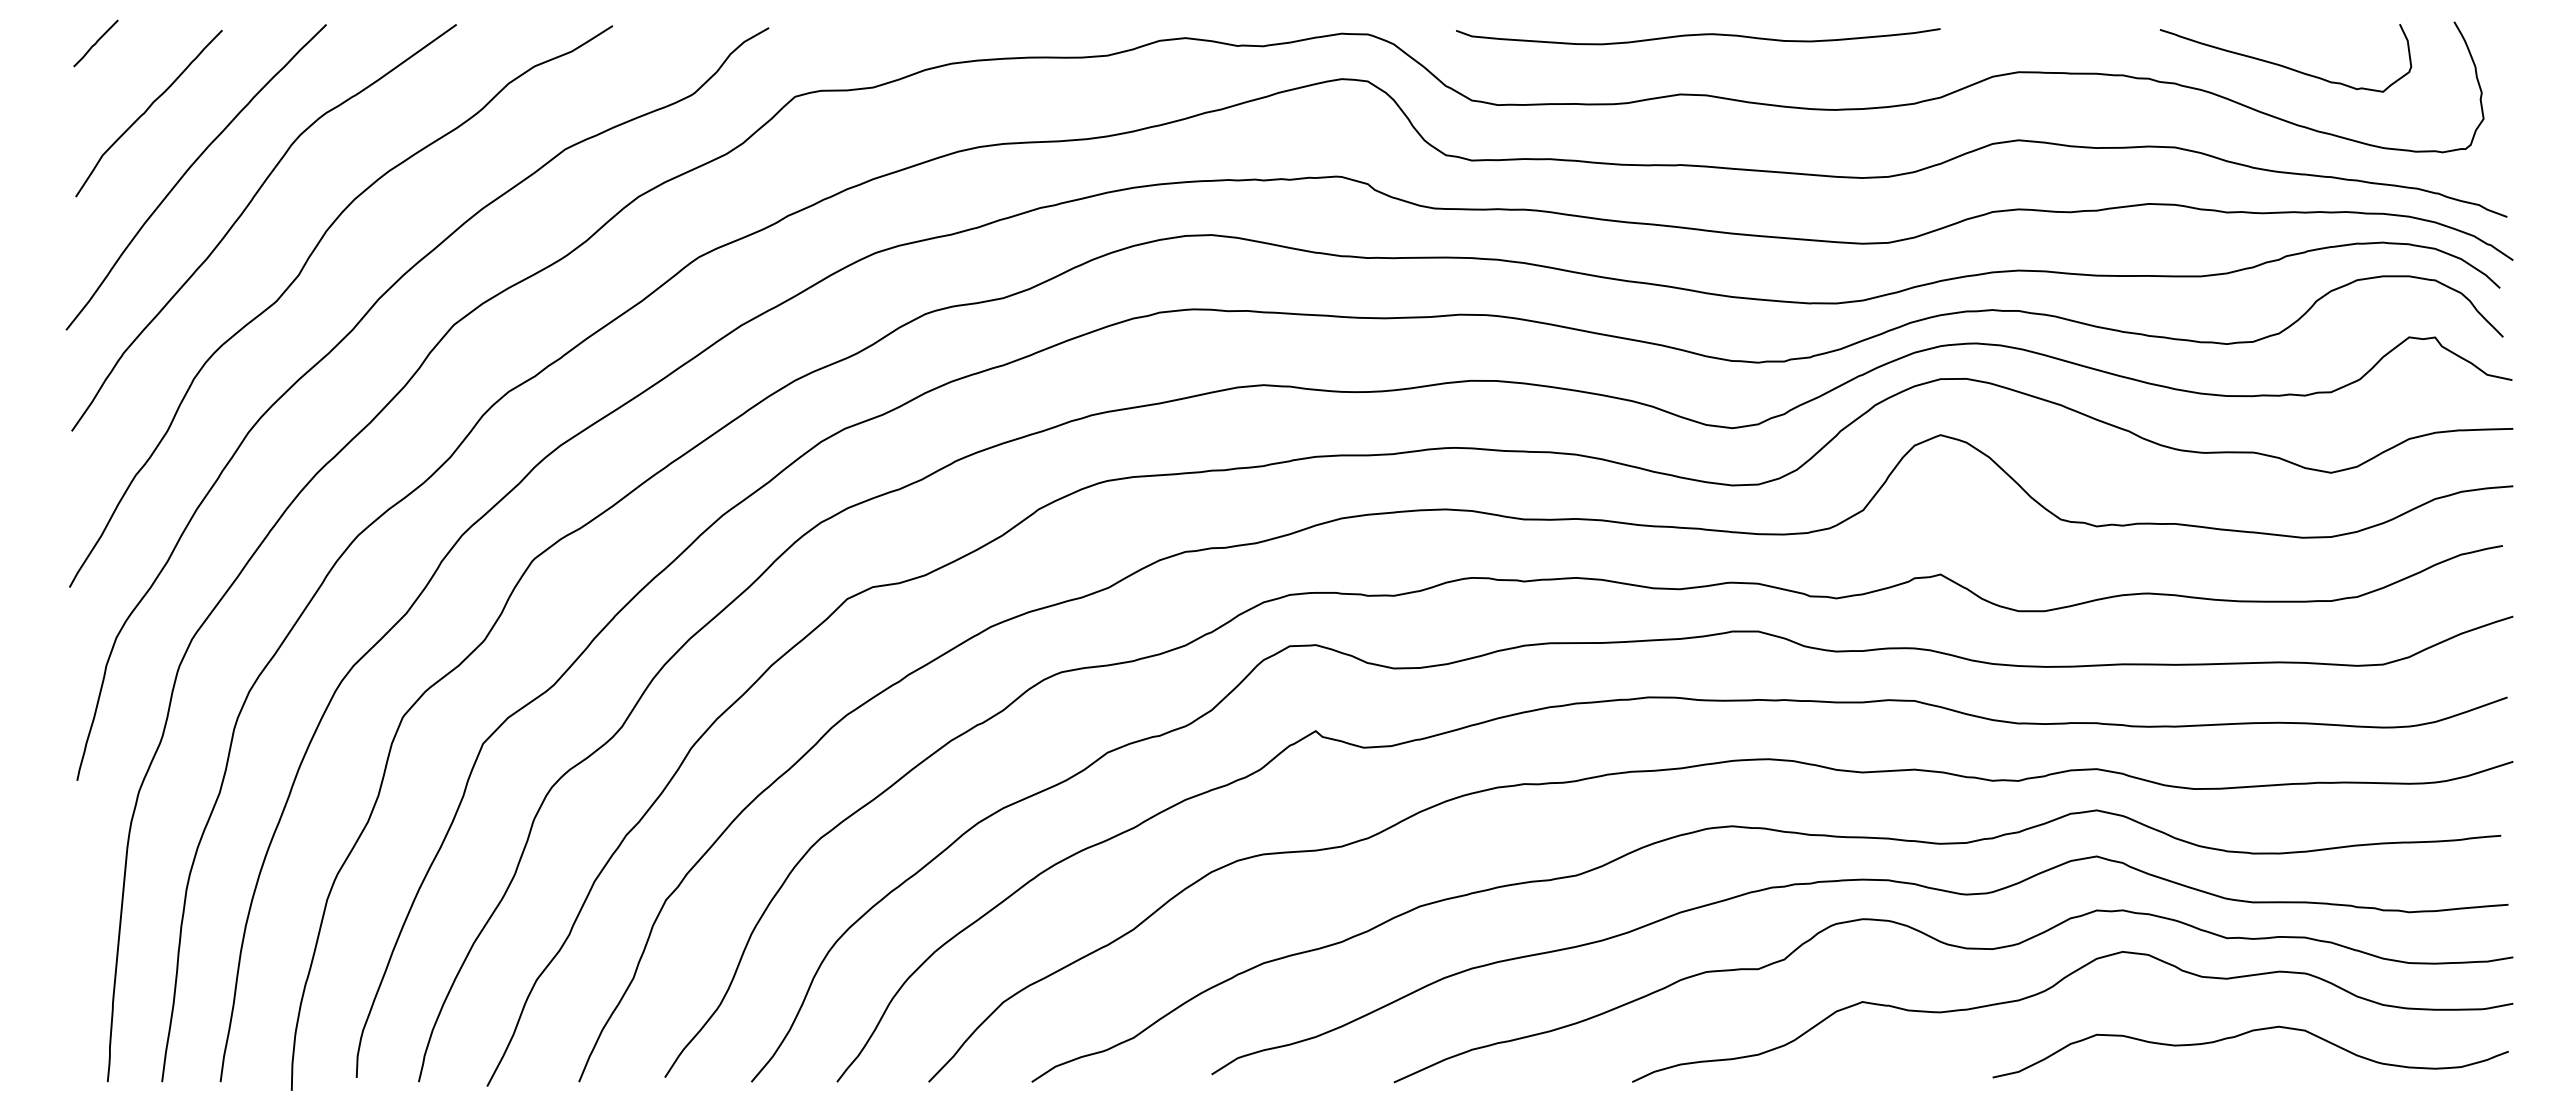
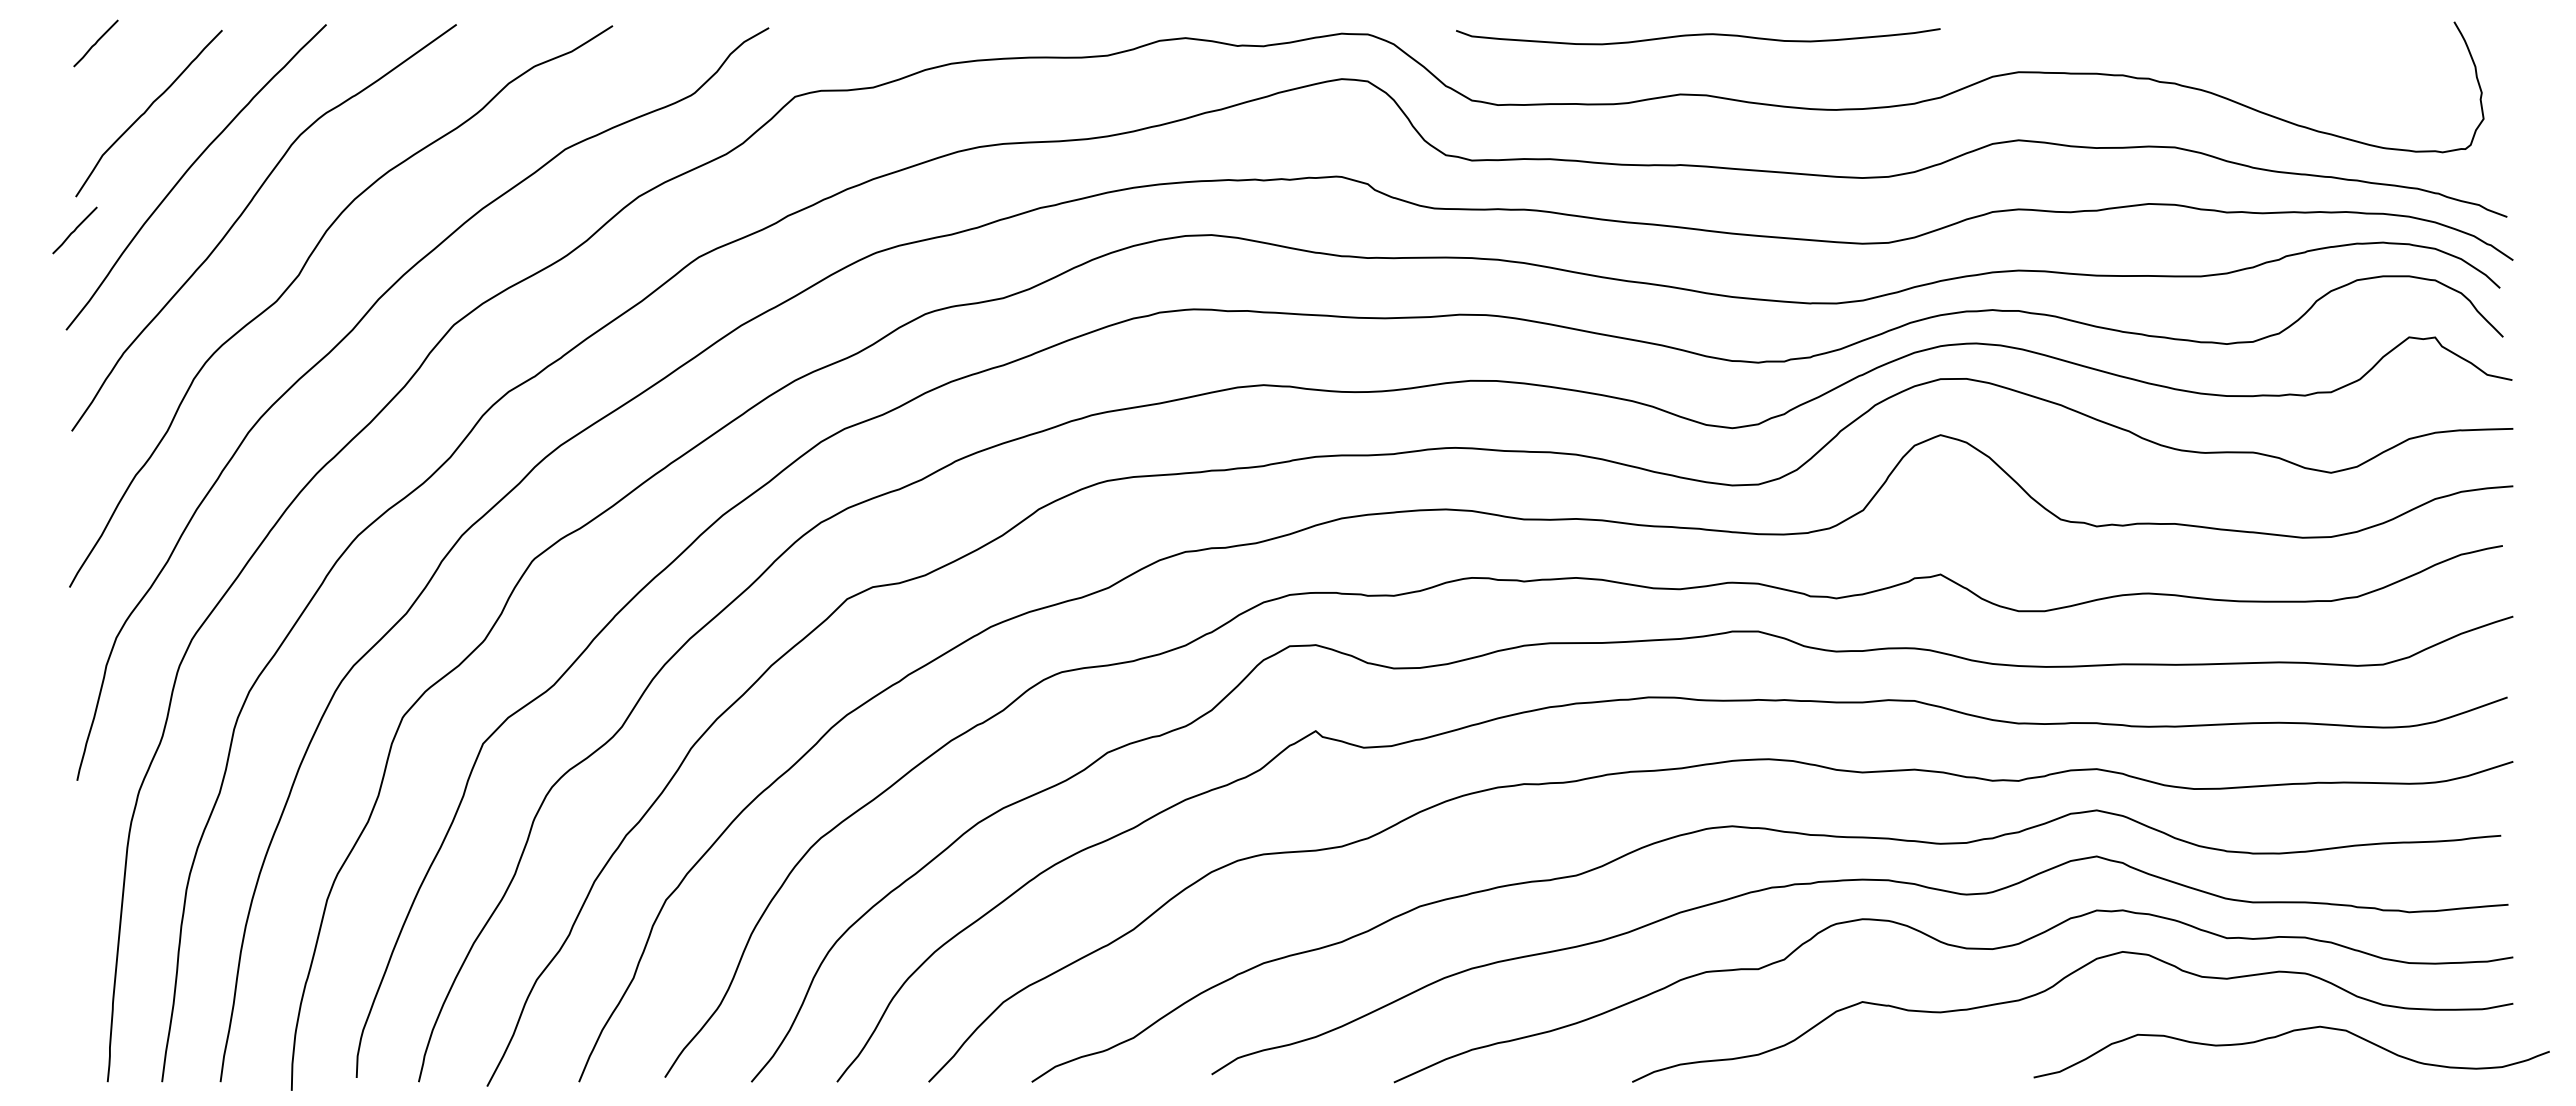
curve: present -> none (2284, 65)
line: none -> present (74, 230)
curve position: (2245, 1034) -> (2286, 1034) (2286, 1034)
